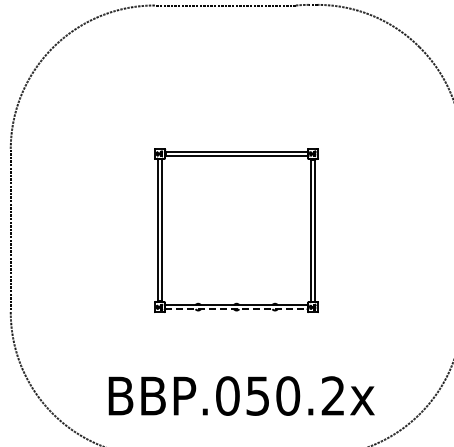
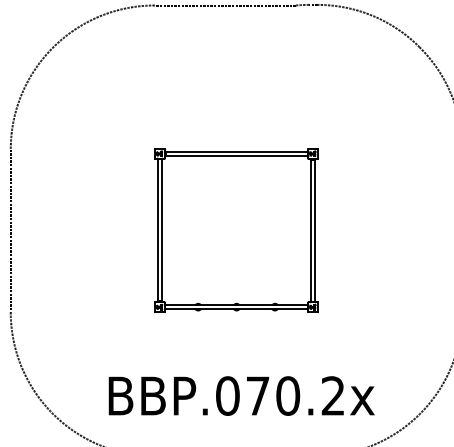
line: dashed -> solid (236, 309)
text: BBP.050.2x -> BBP.070.2x (257, 395)
